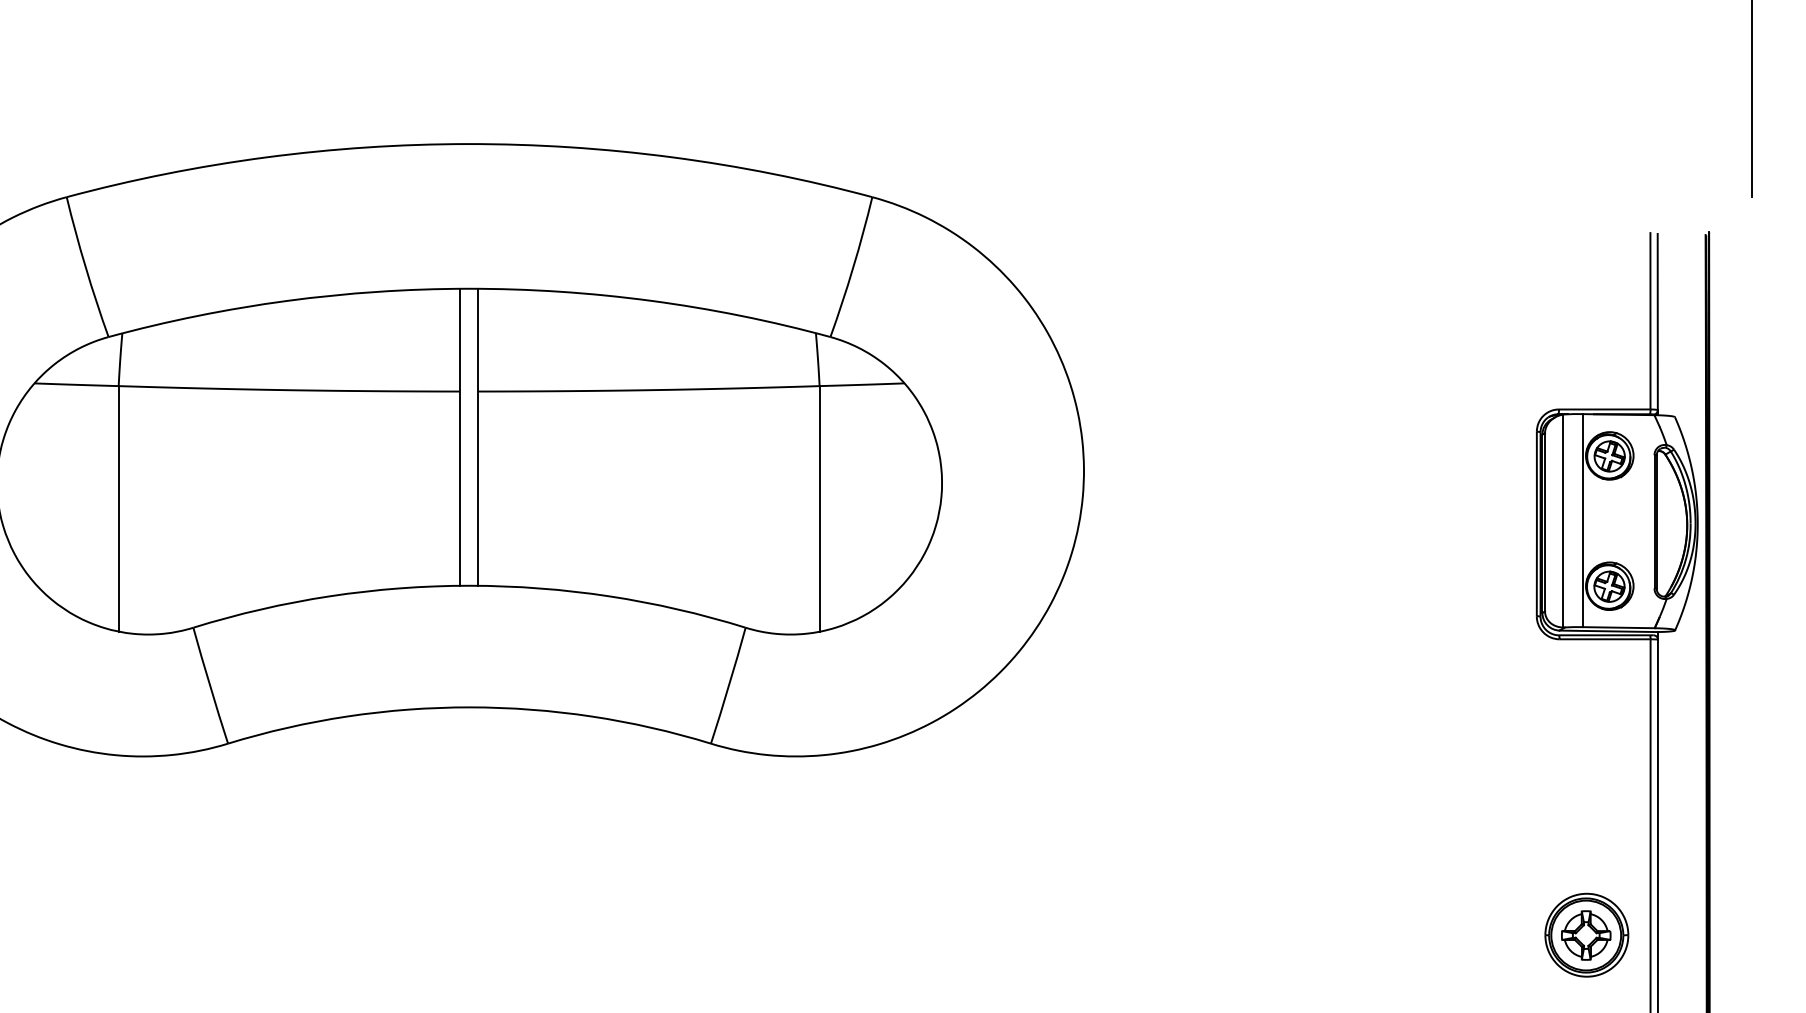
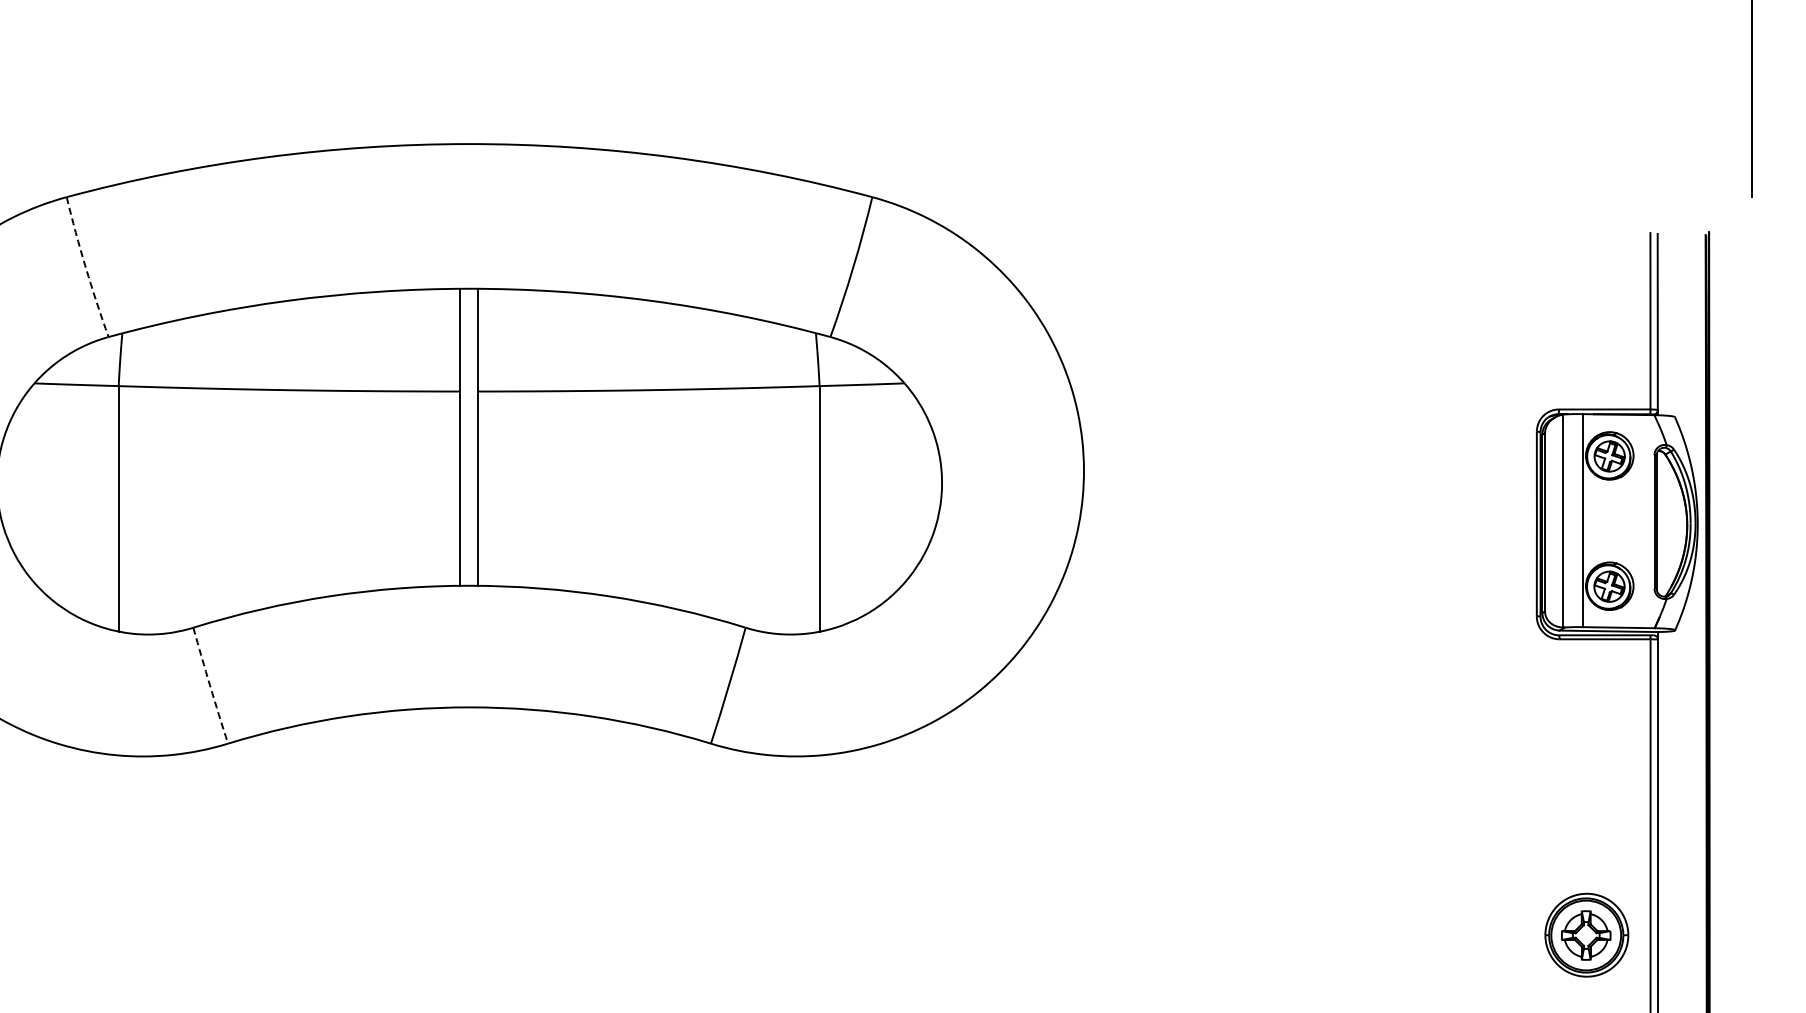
arc: solid -> dashed (85, 267)
arc: solid -> dashed (210, 685)
